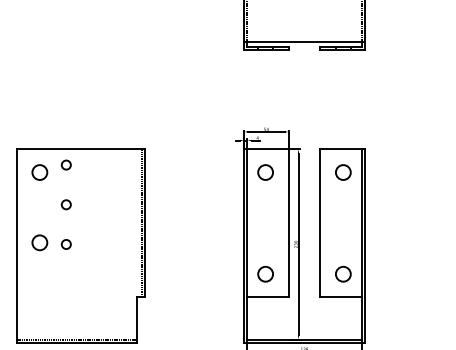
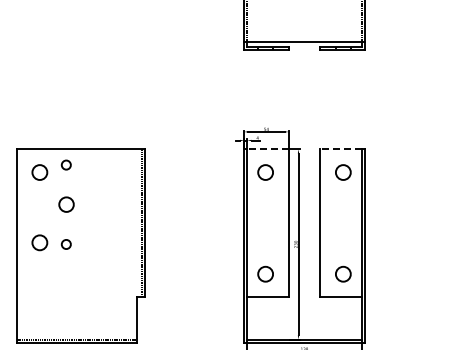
line: solid -> dashed (268, 149)
line: solid -> dashed (340, 149)
circle size: 12x12 px -> 17x17 px (66, 204)
